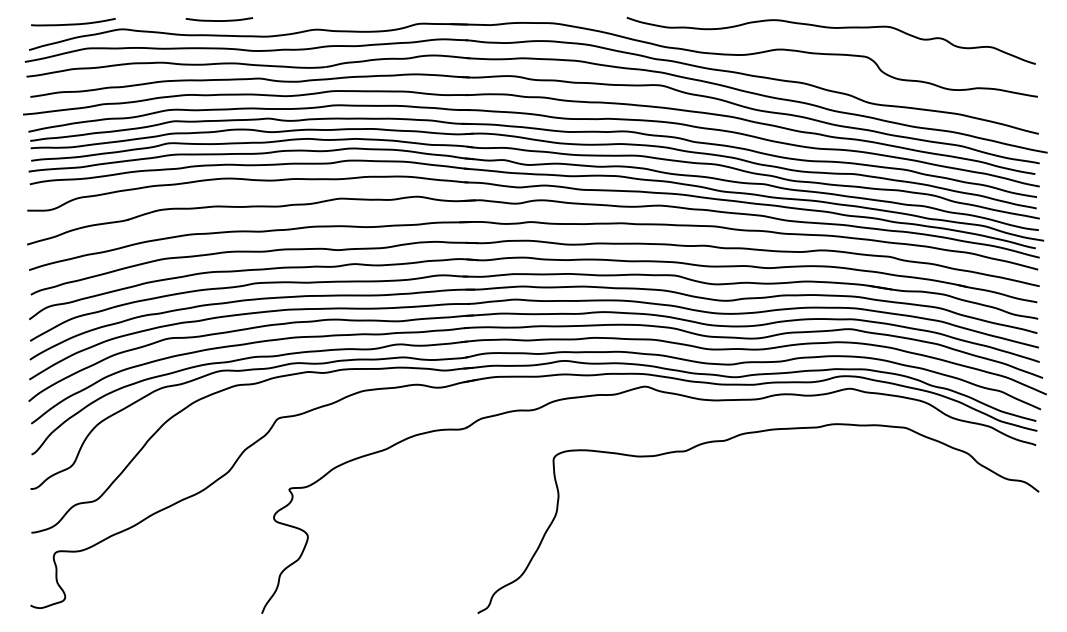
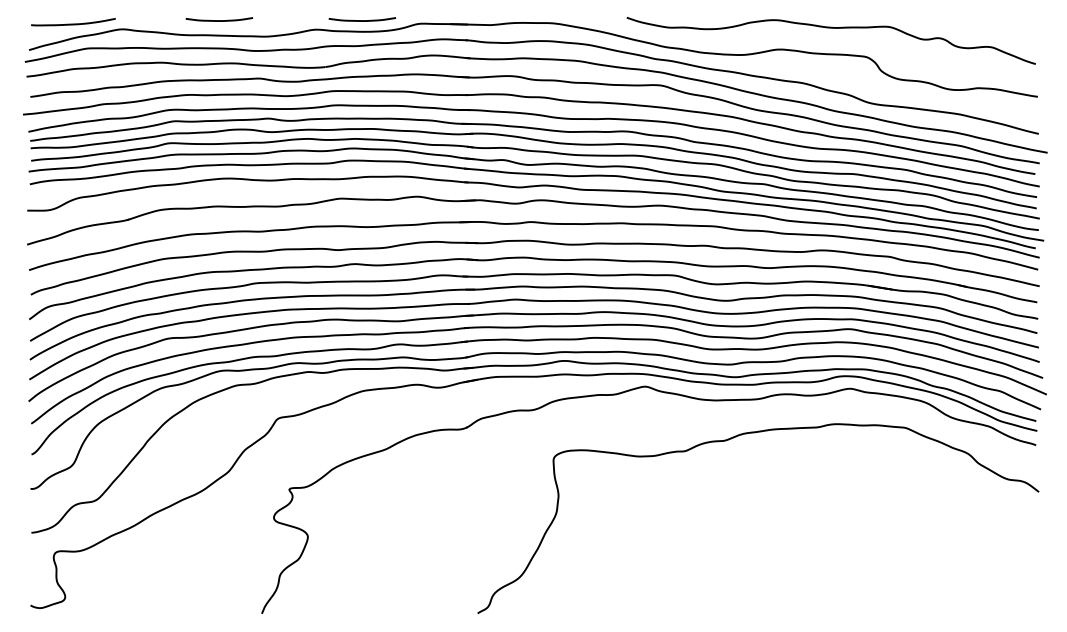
curve: none -> present (362, 20)
